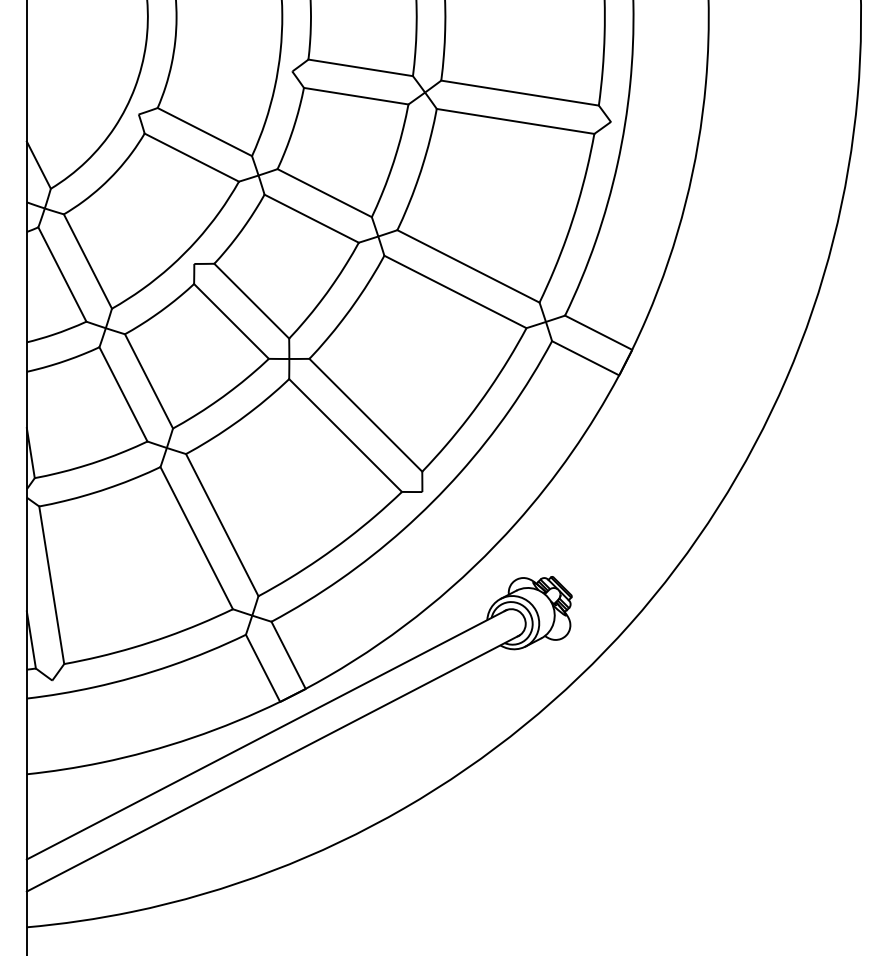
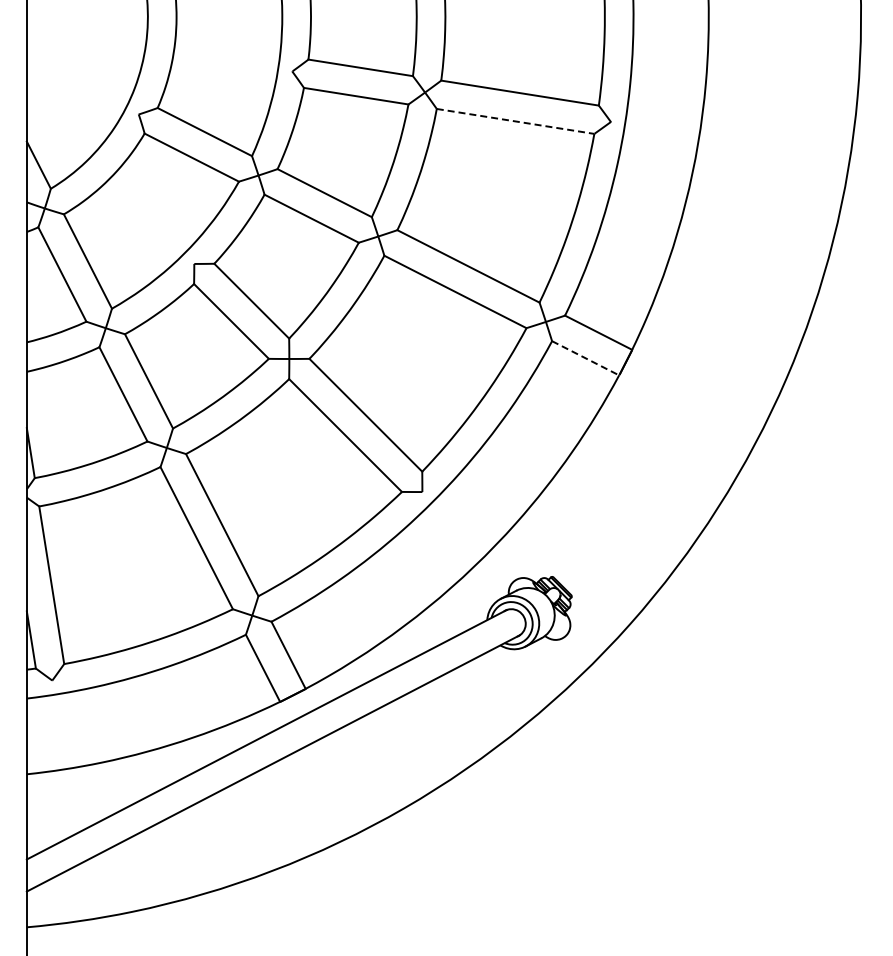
line: solid -> dashed (515, 121)
line: solid -> dashed (585, 358)
